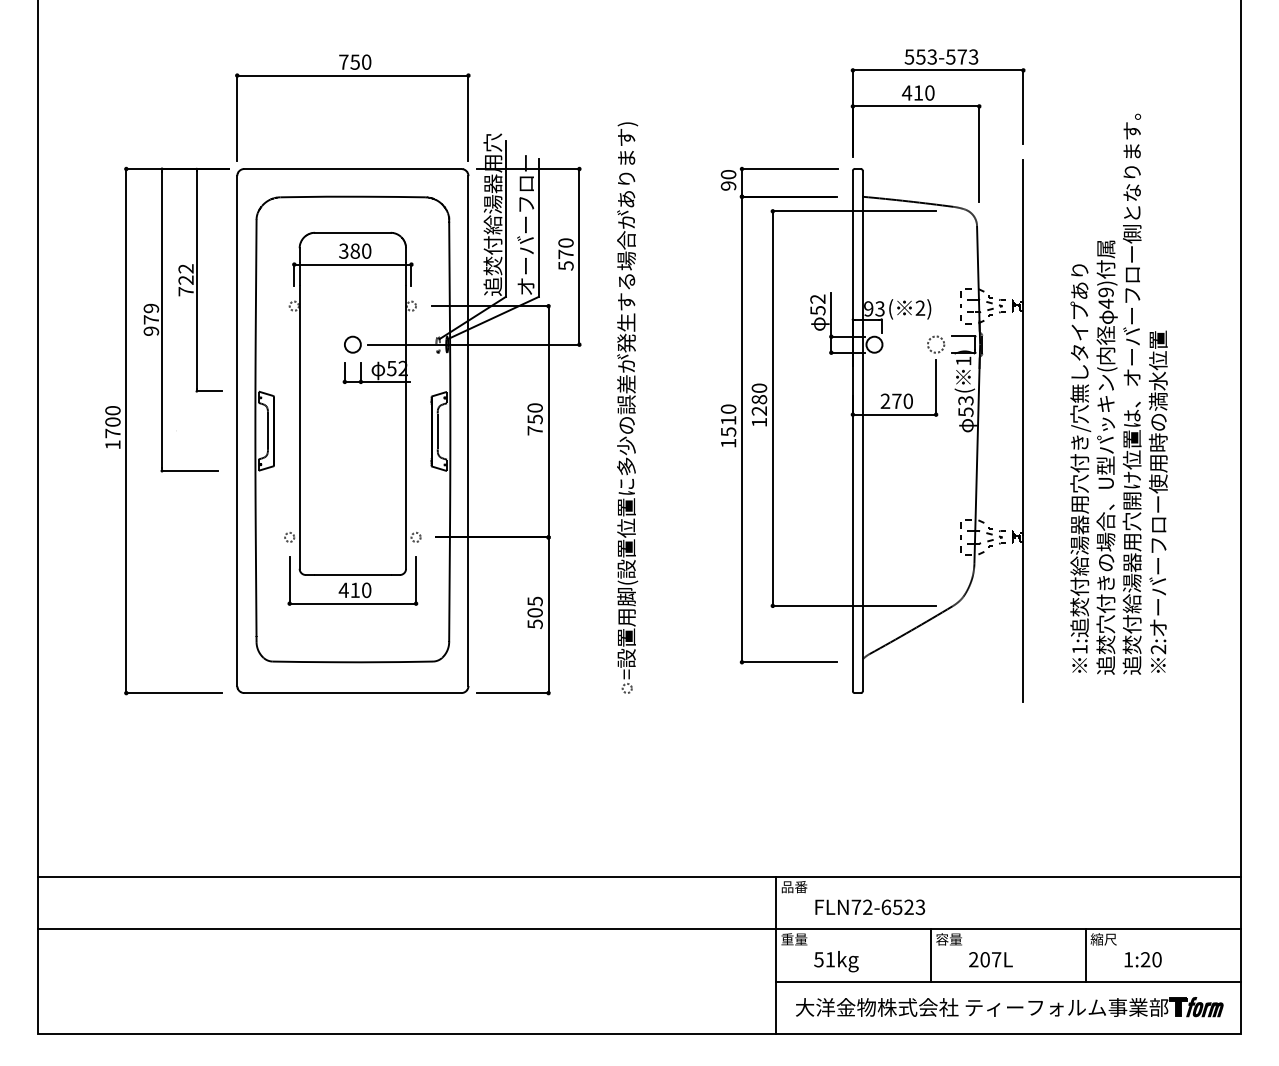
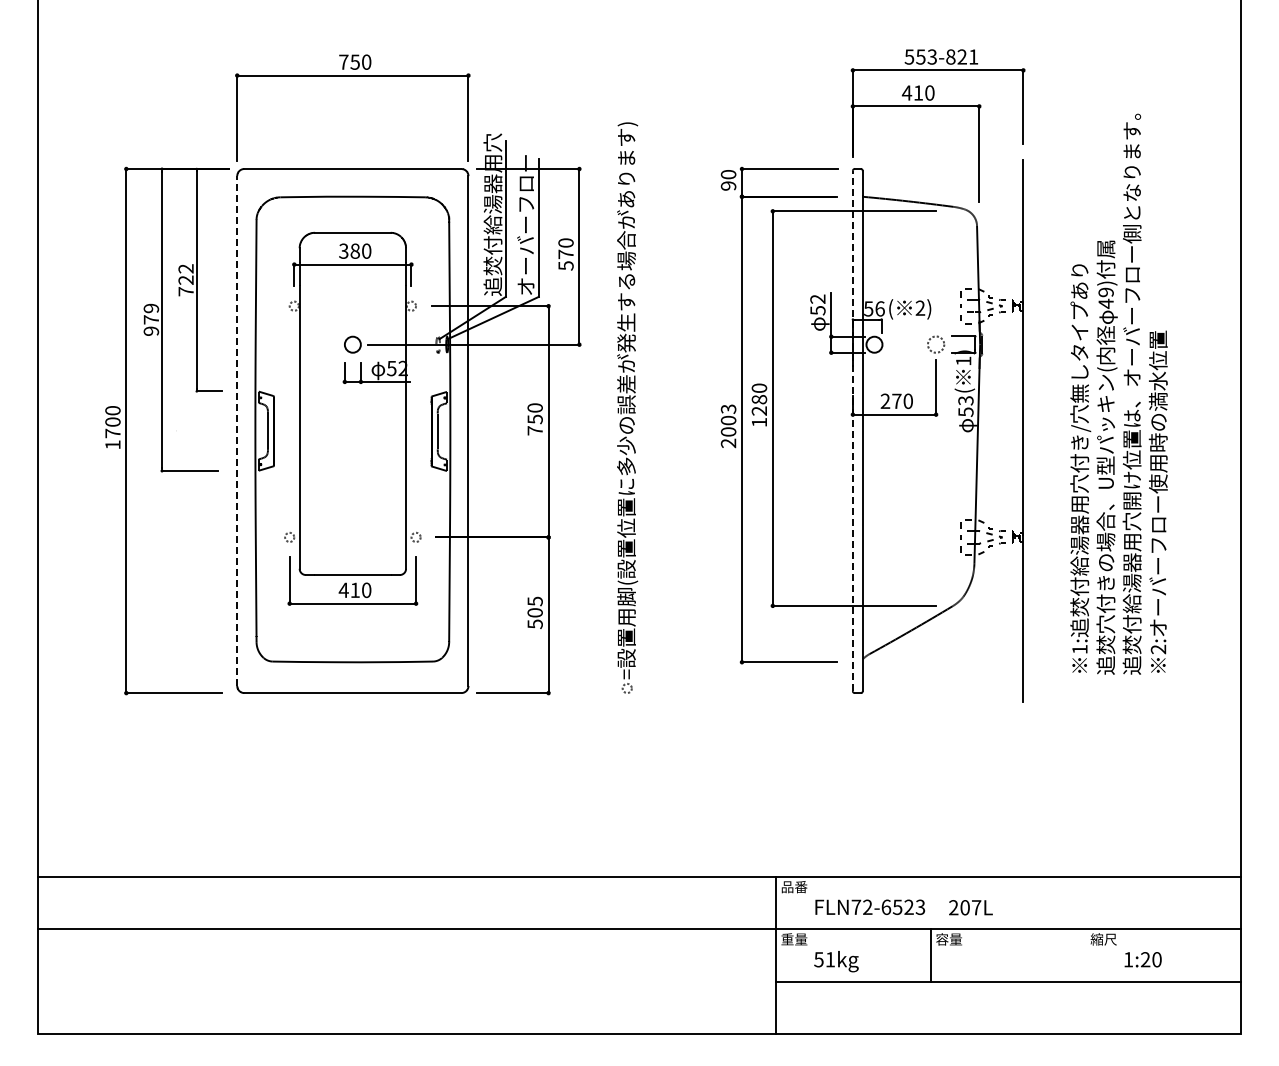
text: 553-573 -> 553-821 (962, 56)
text: 93 -> 56 (874, 308)
text: 1510 -> 2003 (728, 426)
line: solid -> dashed (852, 430)
line: solid -> dashed (237, 431)
line: present -> none (1085, 955)
text position: (990, 959) -> (970, 907) (970, 907)
part: present -> none (1009, 1007)
